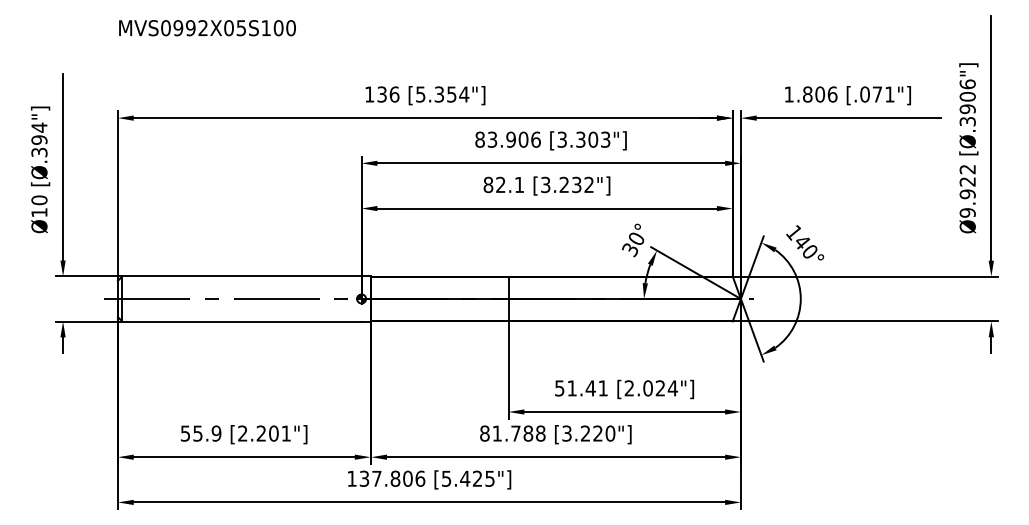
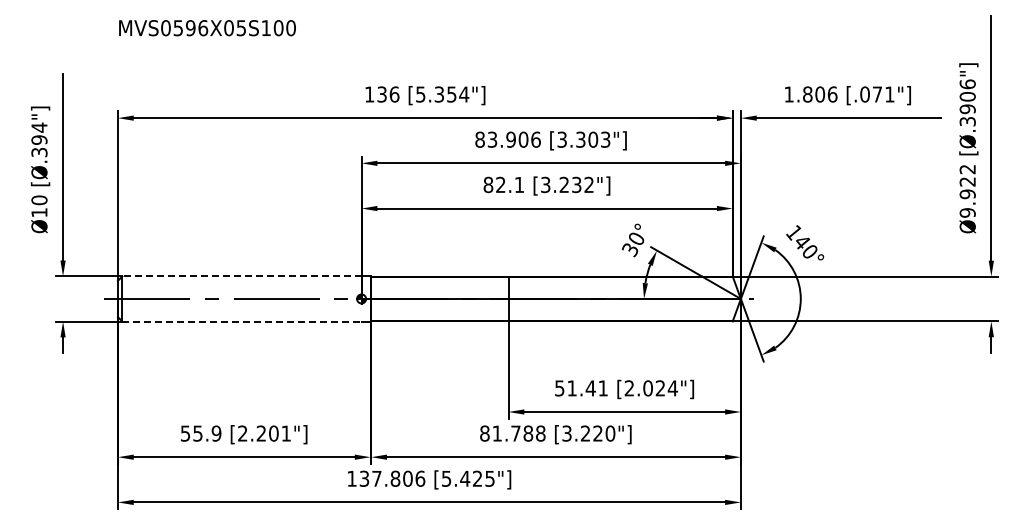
text: MVS0992X05S100 -> MVS0596X05S100 (190, 28)
line: solid -> dashed (242, 276)
line: solid -> dashed (242, 321)
